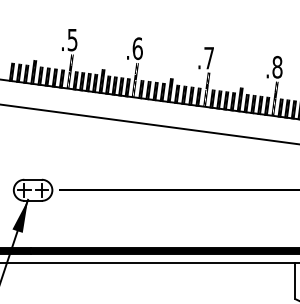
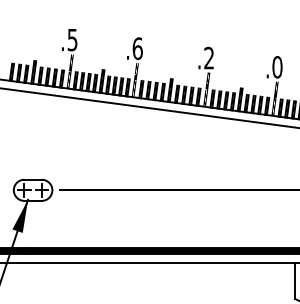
text: .7 -> .2 (208, 57)
text: .8 -> .0 (277, 67)
line position: (149, 123) -> (149, 107) (149, 107)
